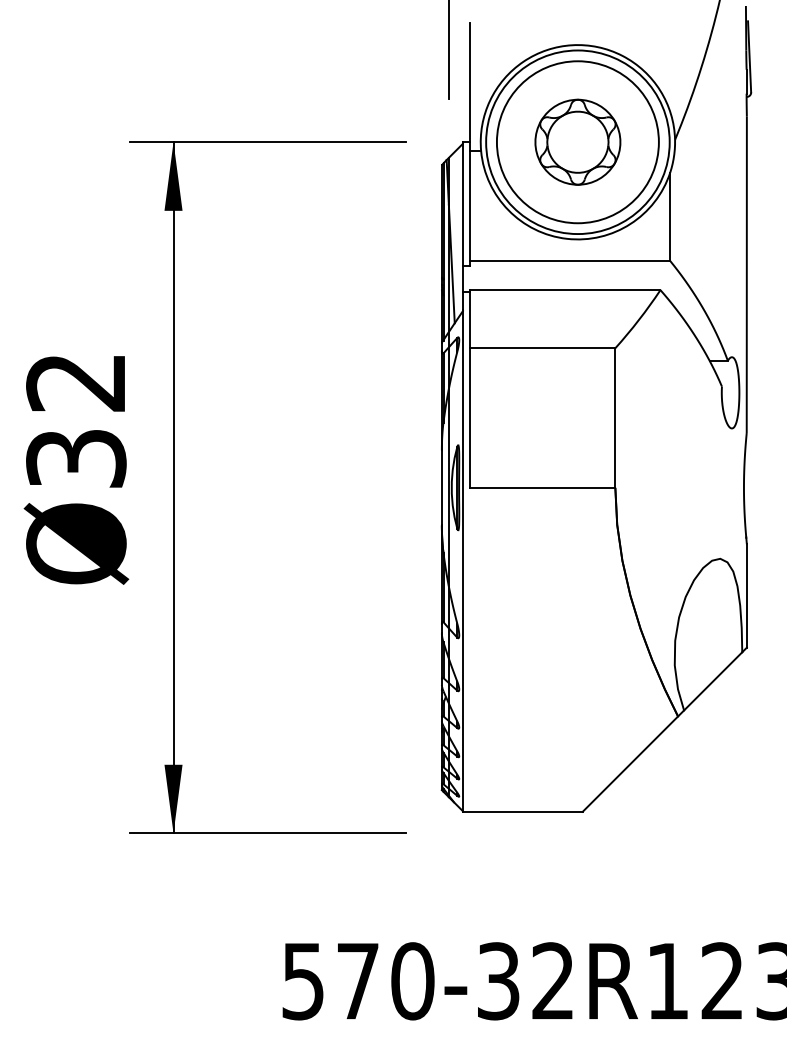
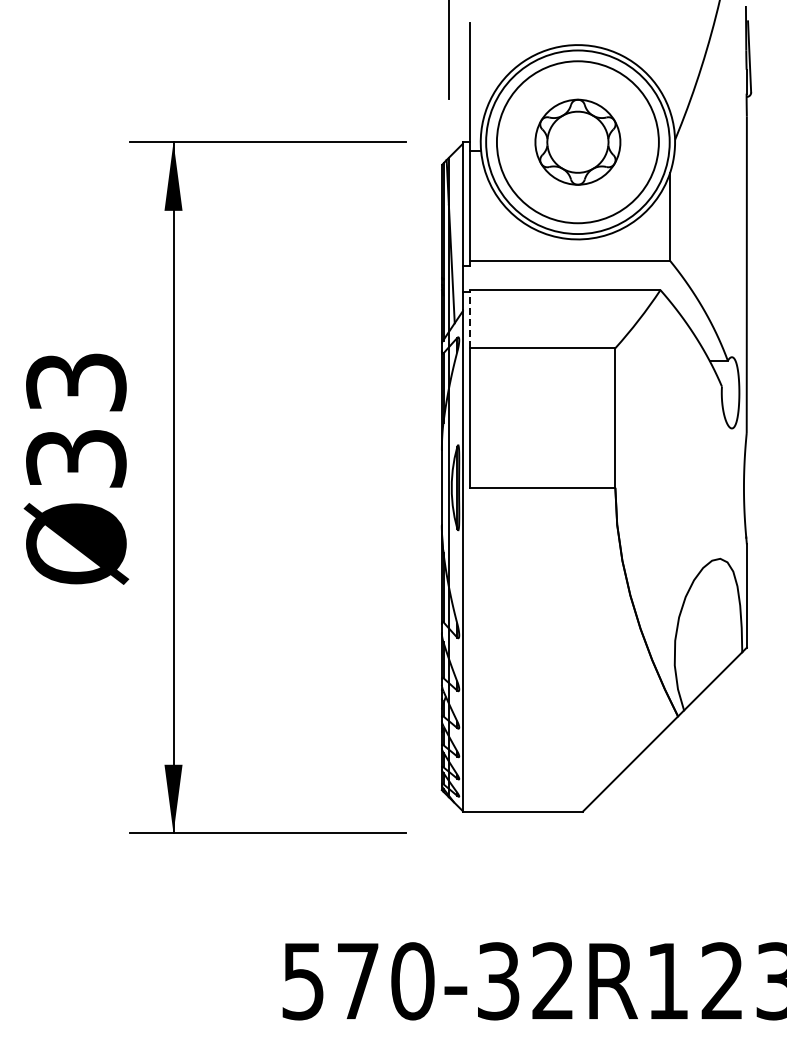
line: solid -> dashed (469, 318)
text: Ø32 -> Ø33 (76, 382)
